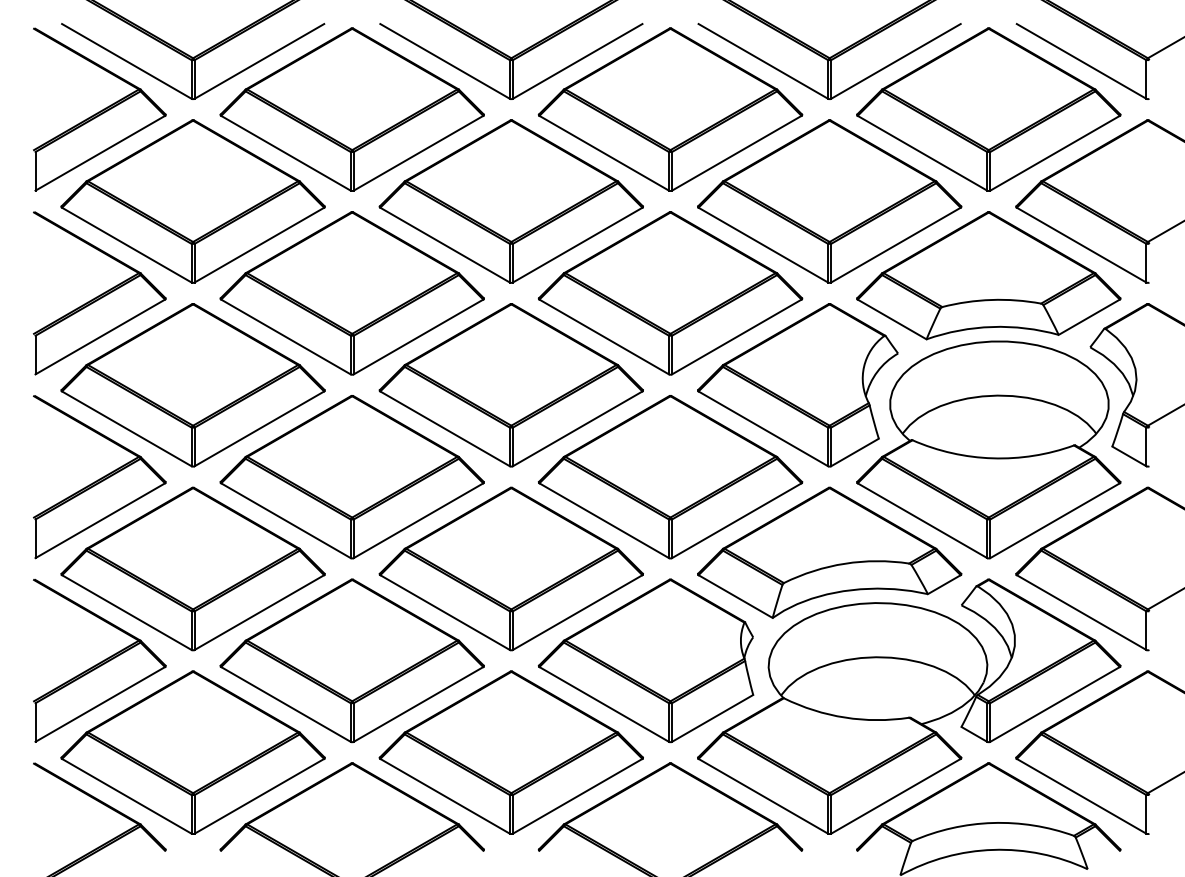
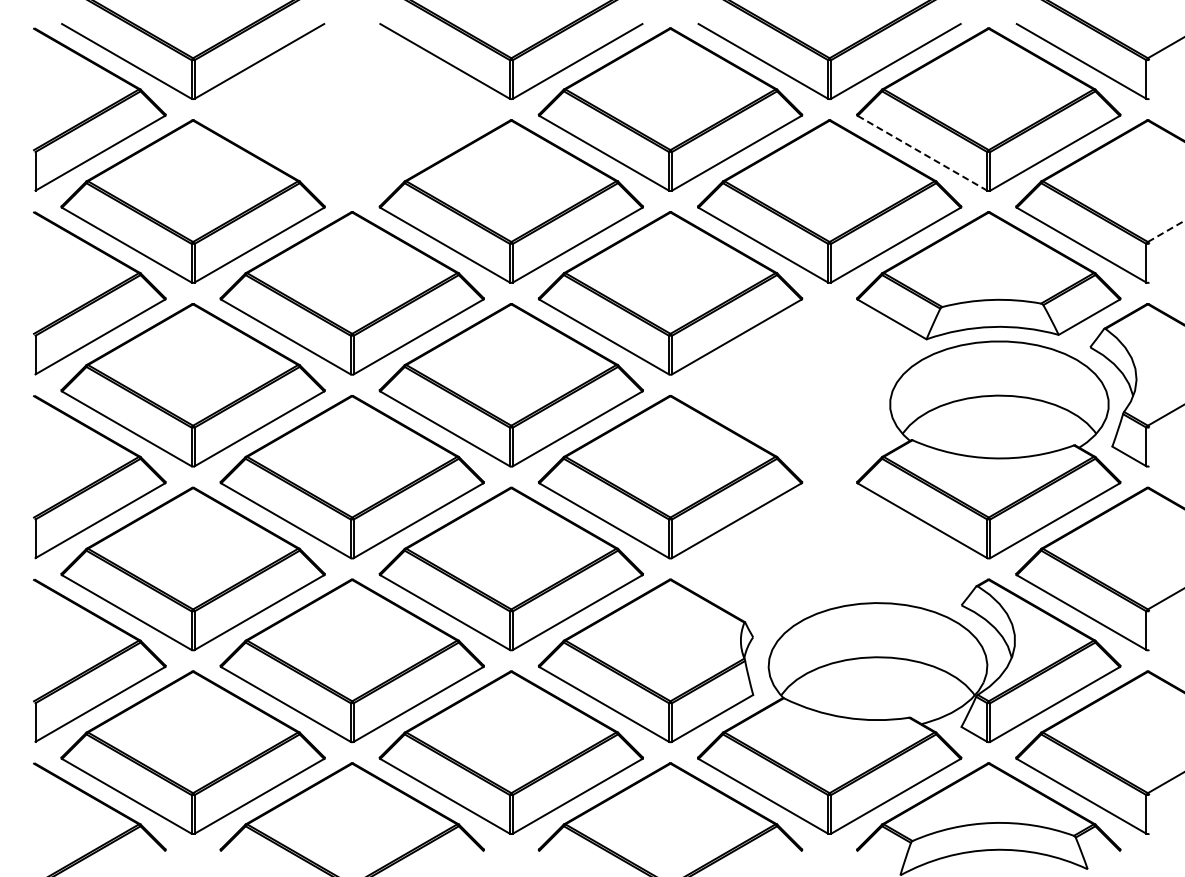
part: present -> none (351, 109)
line: solid -> dashed (922, 153)
line: solid -> dashed (1166, 231)
part: present -> none (797, 385)
part: present -> none (829, 552)
